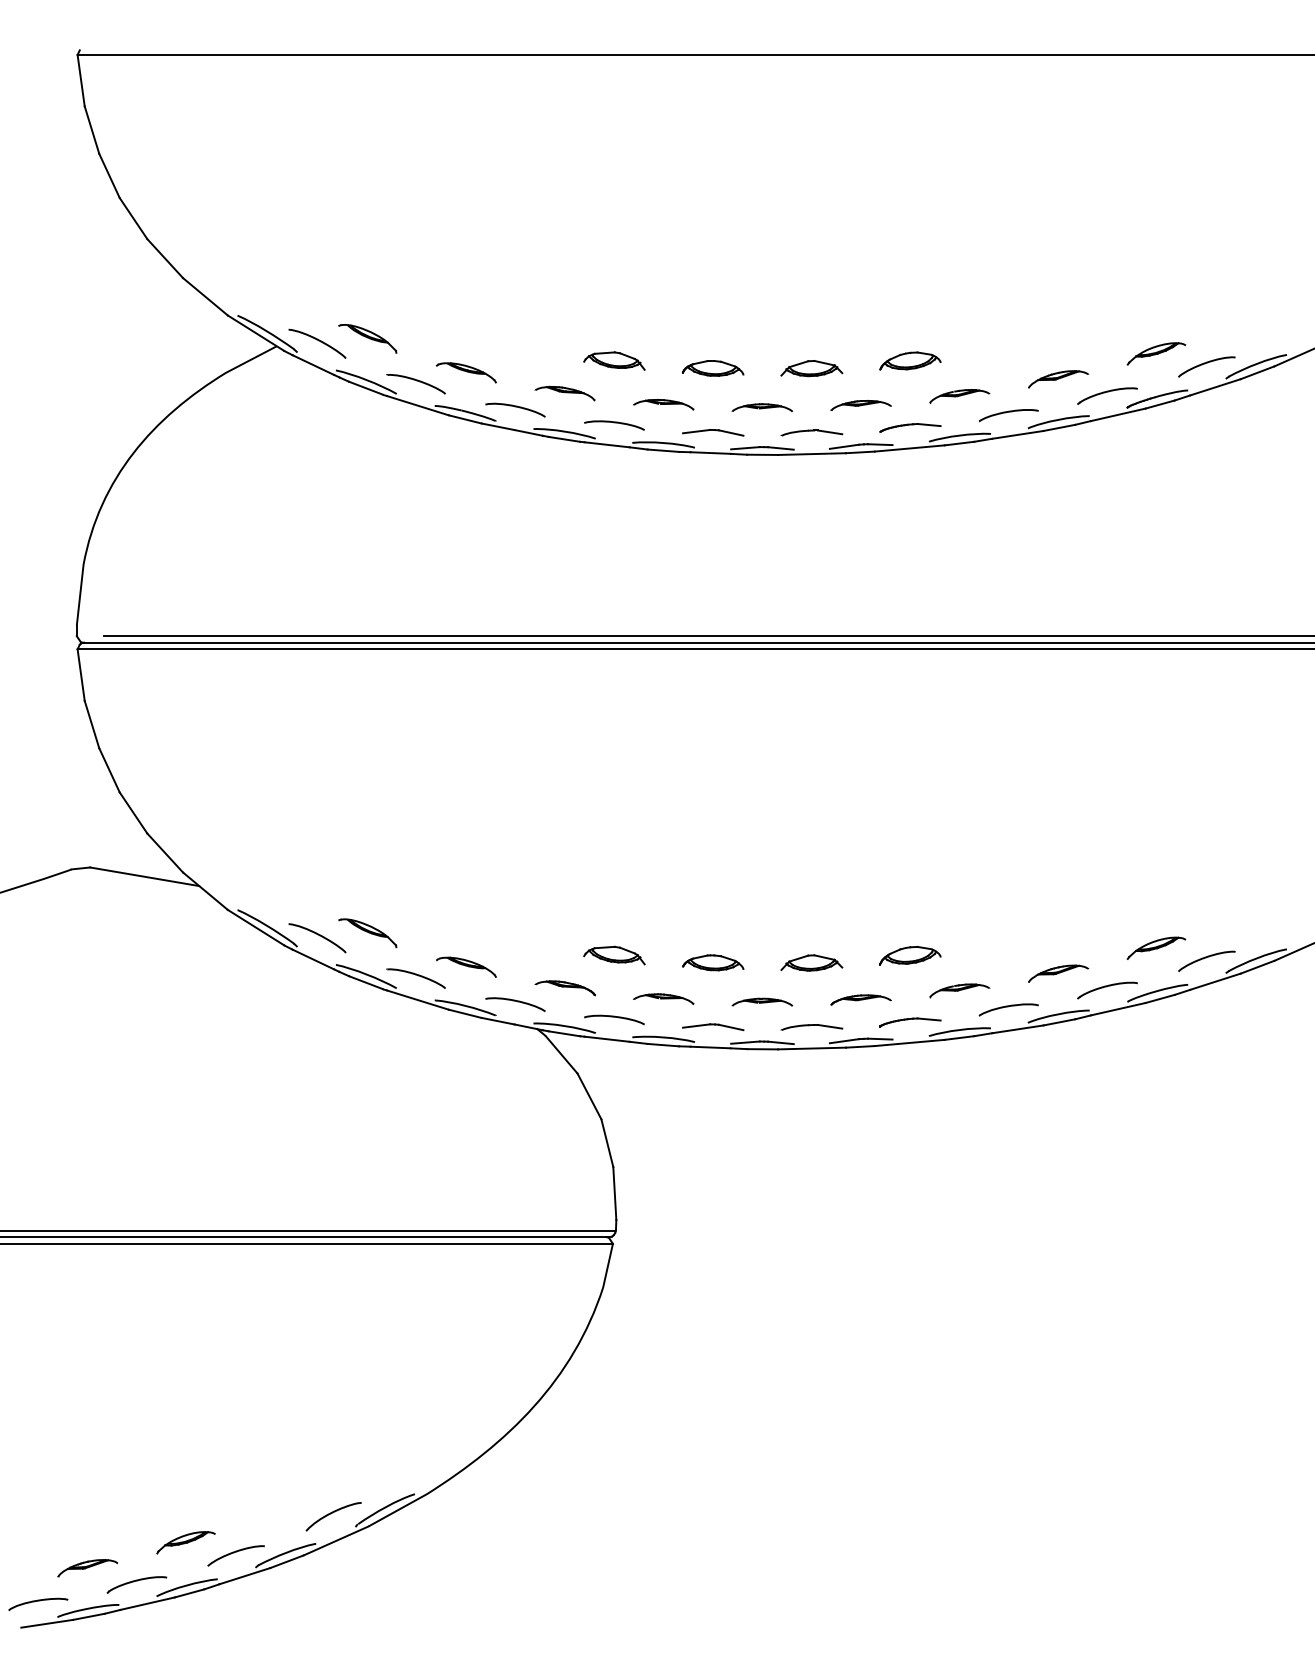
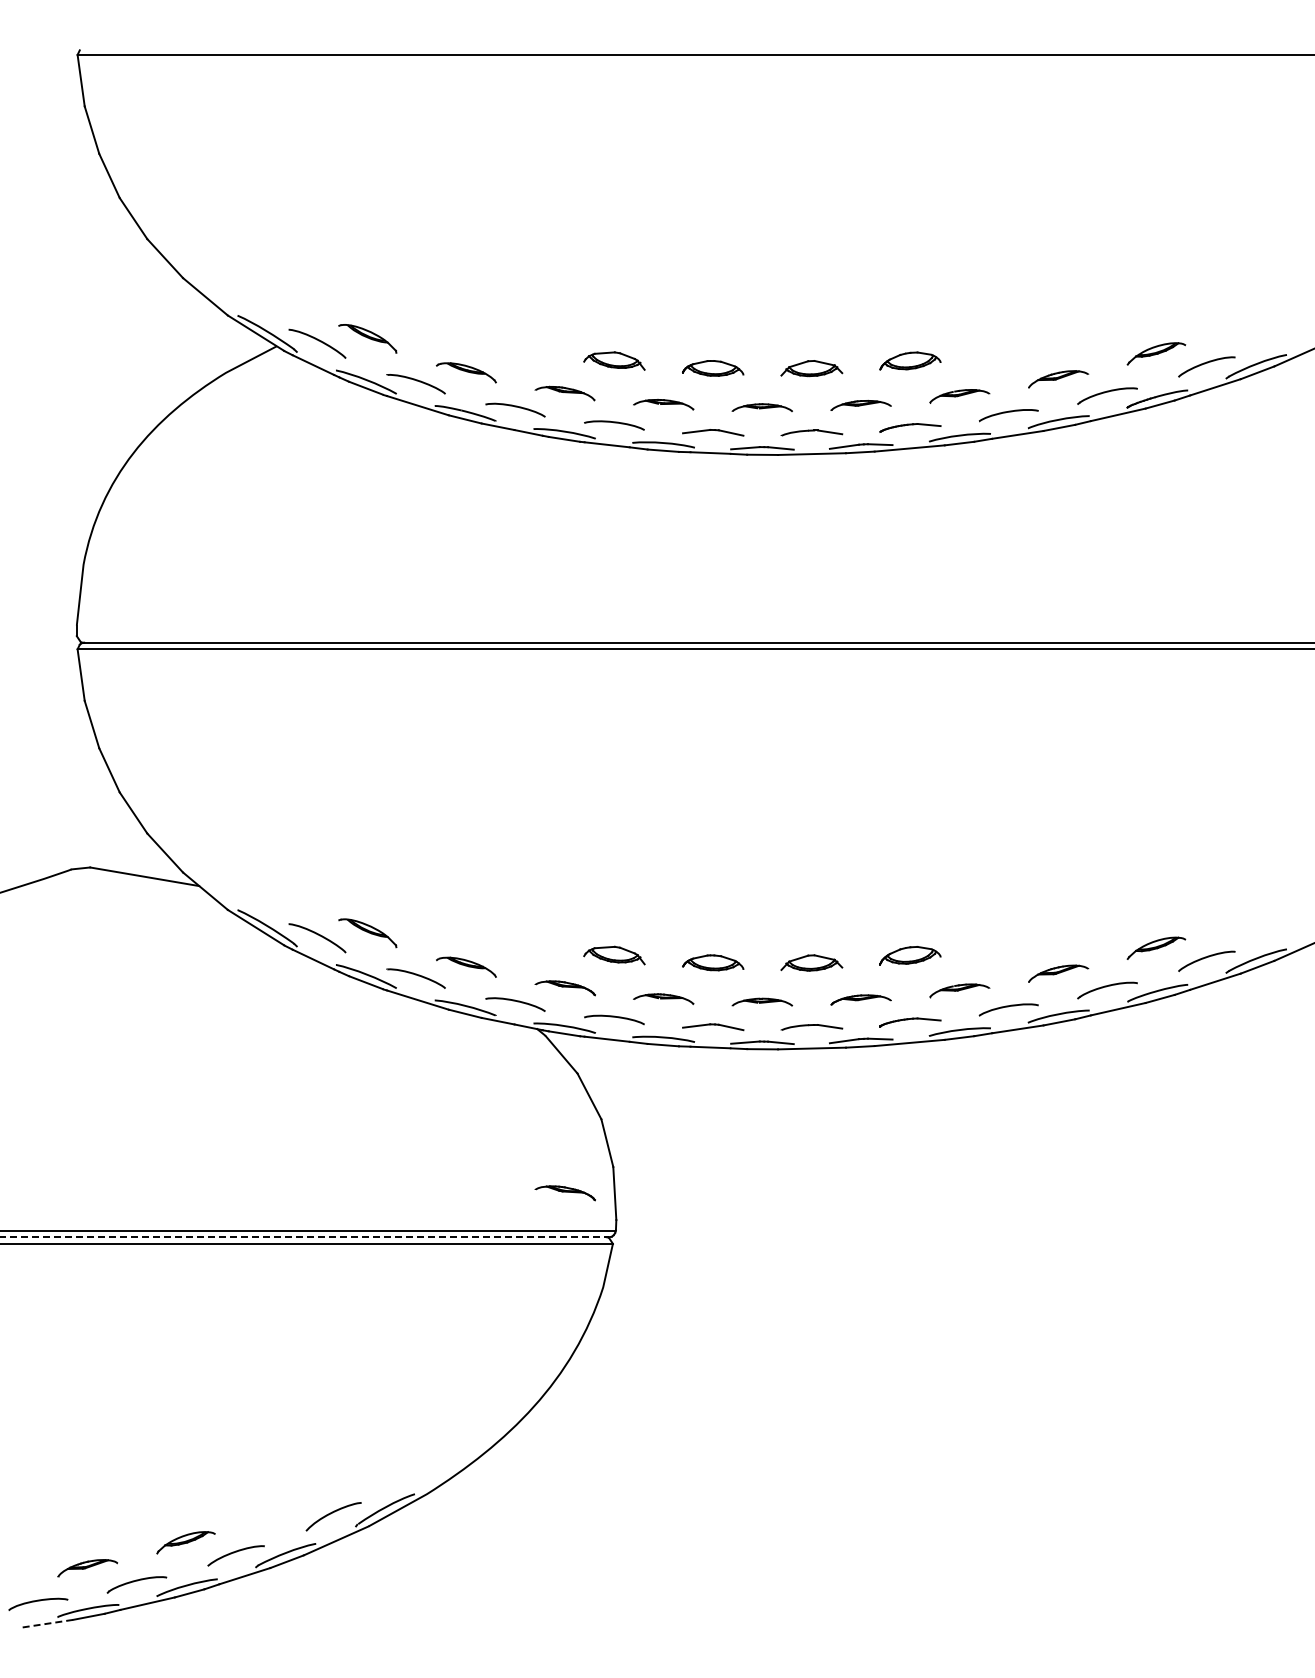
line: present -> none (707, 636)
part: none -> present (564, 1193)
line: solid -> dashed (305, 1237)
line: solid -> dashed (46, 1623)
